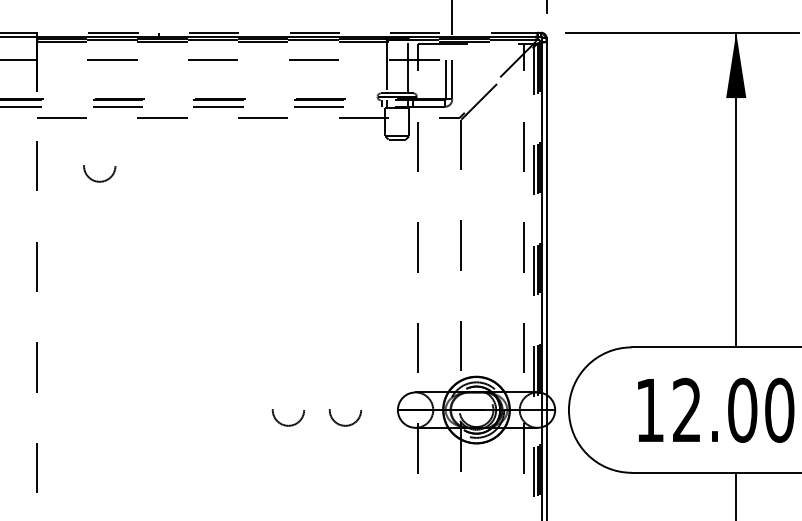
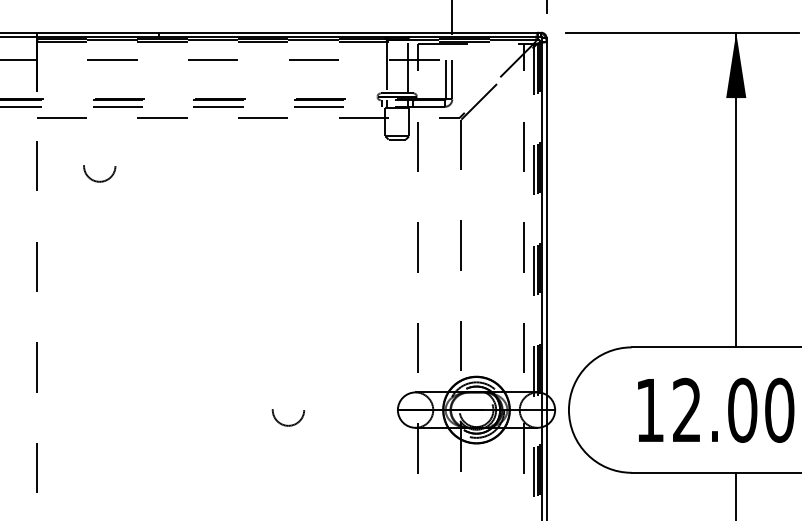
line: dashed -> solid (270, 32)
circle: present -> none (345, 417)
